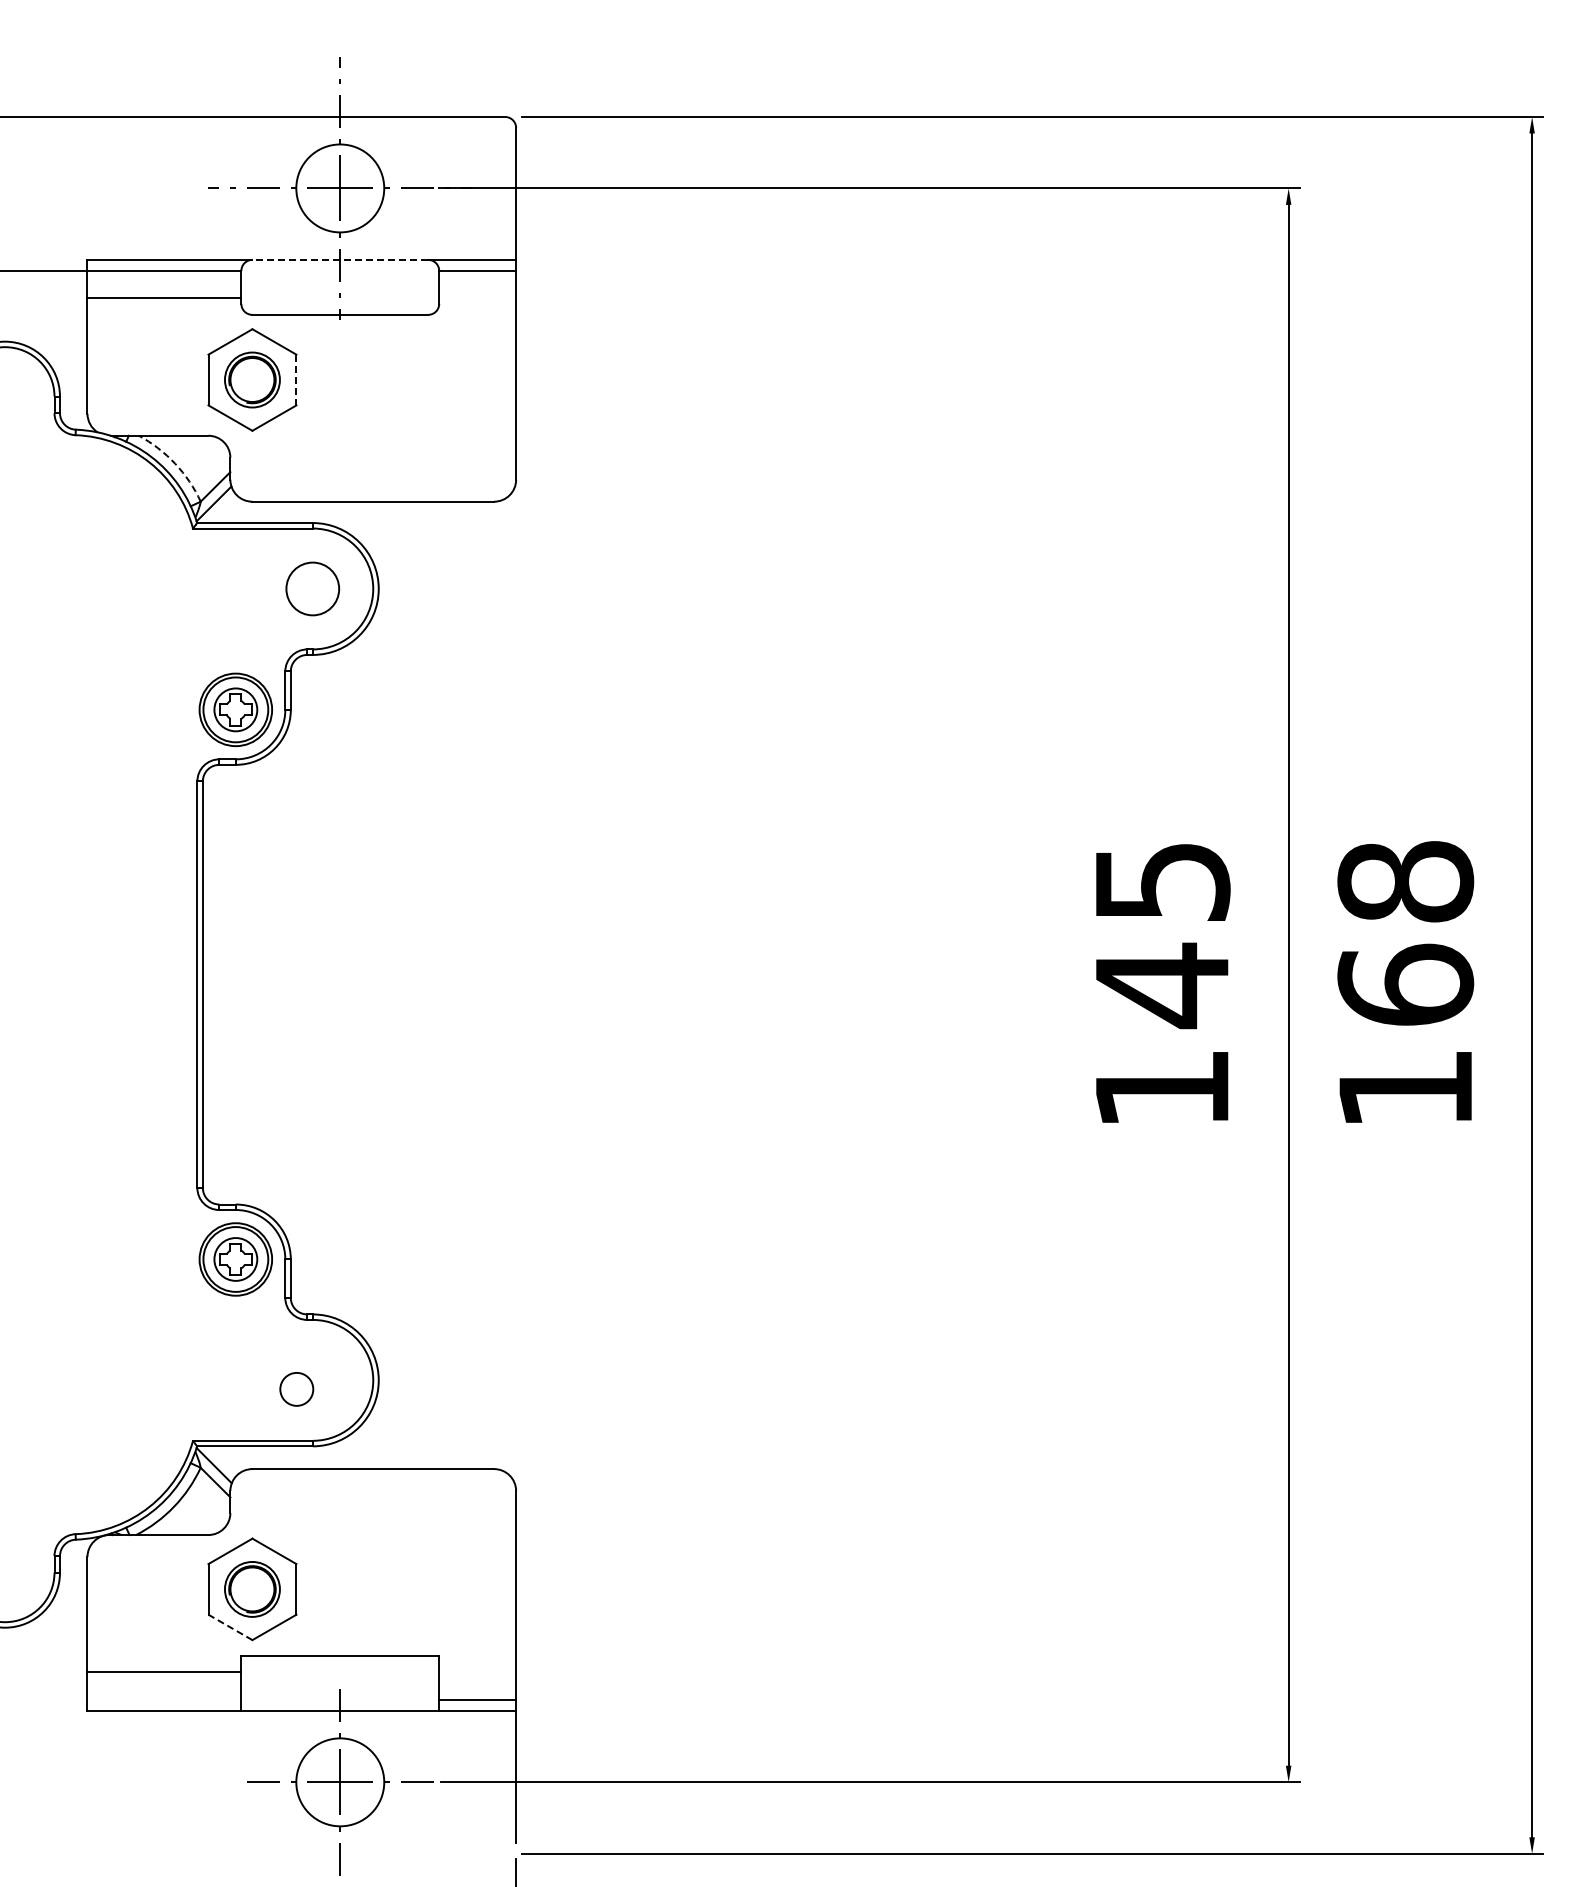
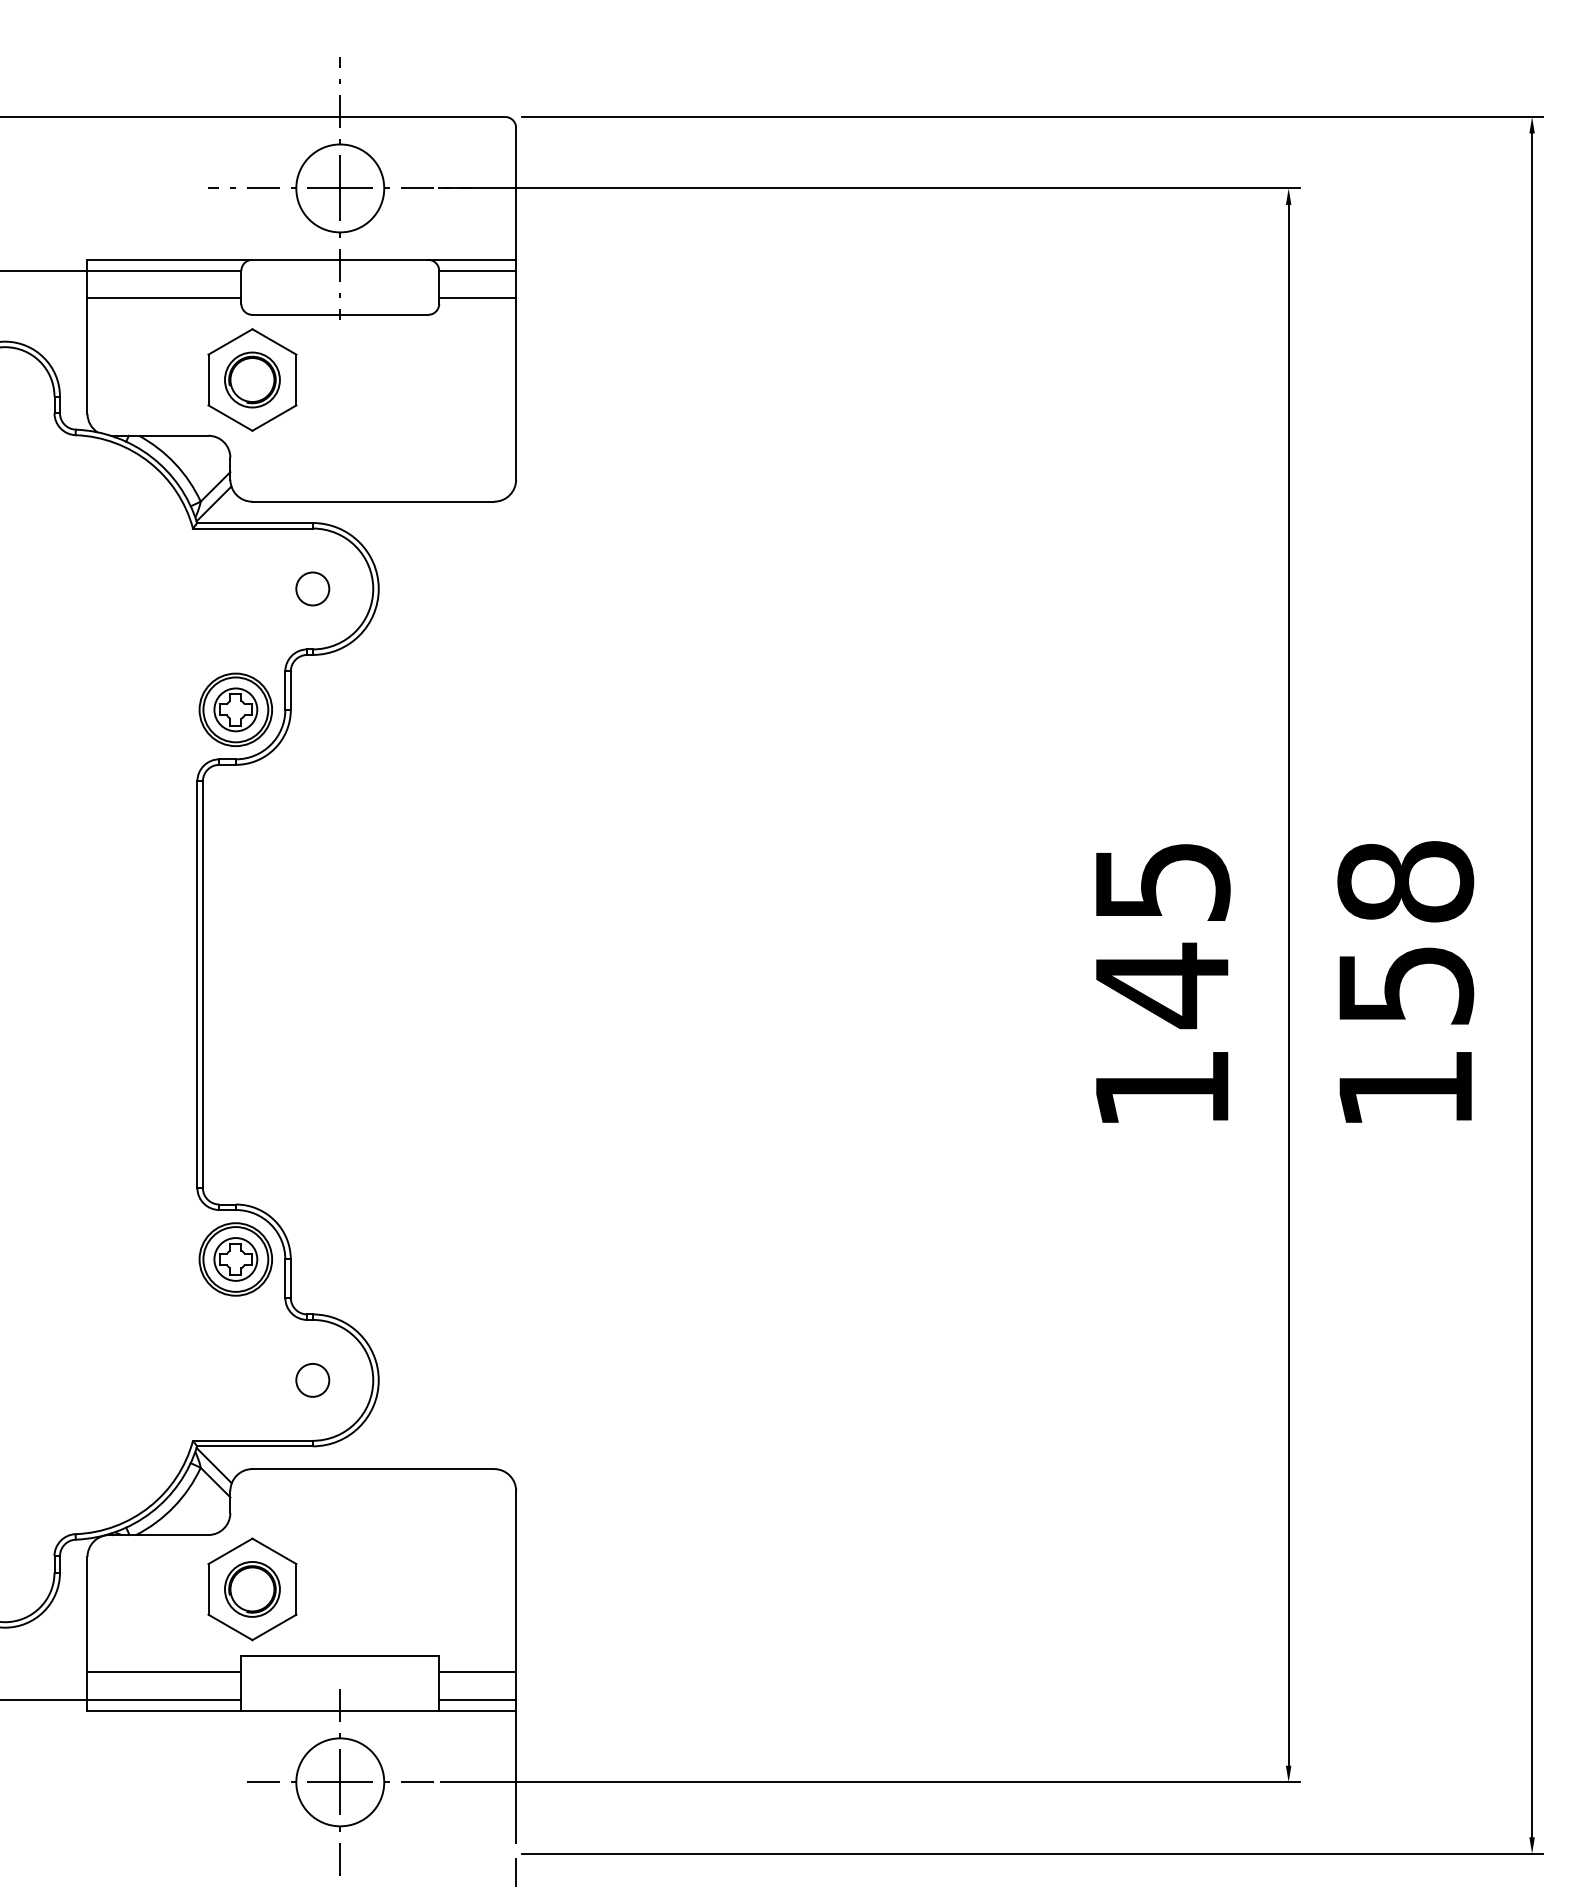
line: dashed -> solid (340, 259)
line: none -> present (477, 298)
line: dashed -> solid (296, 380)
arc: dashed -> solid (175, 463)
circle diameter: 53 px -> 33 px (312, 588)
text: 168 -> 158 (1405, 984)
circle position: (296, 1389) -> (312, 1380) (312, 1380)
line: dashed -> solid (230, 1627)
line: none -> present (477, 1672)
line: none -> present (121, 1699)
